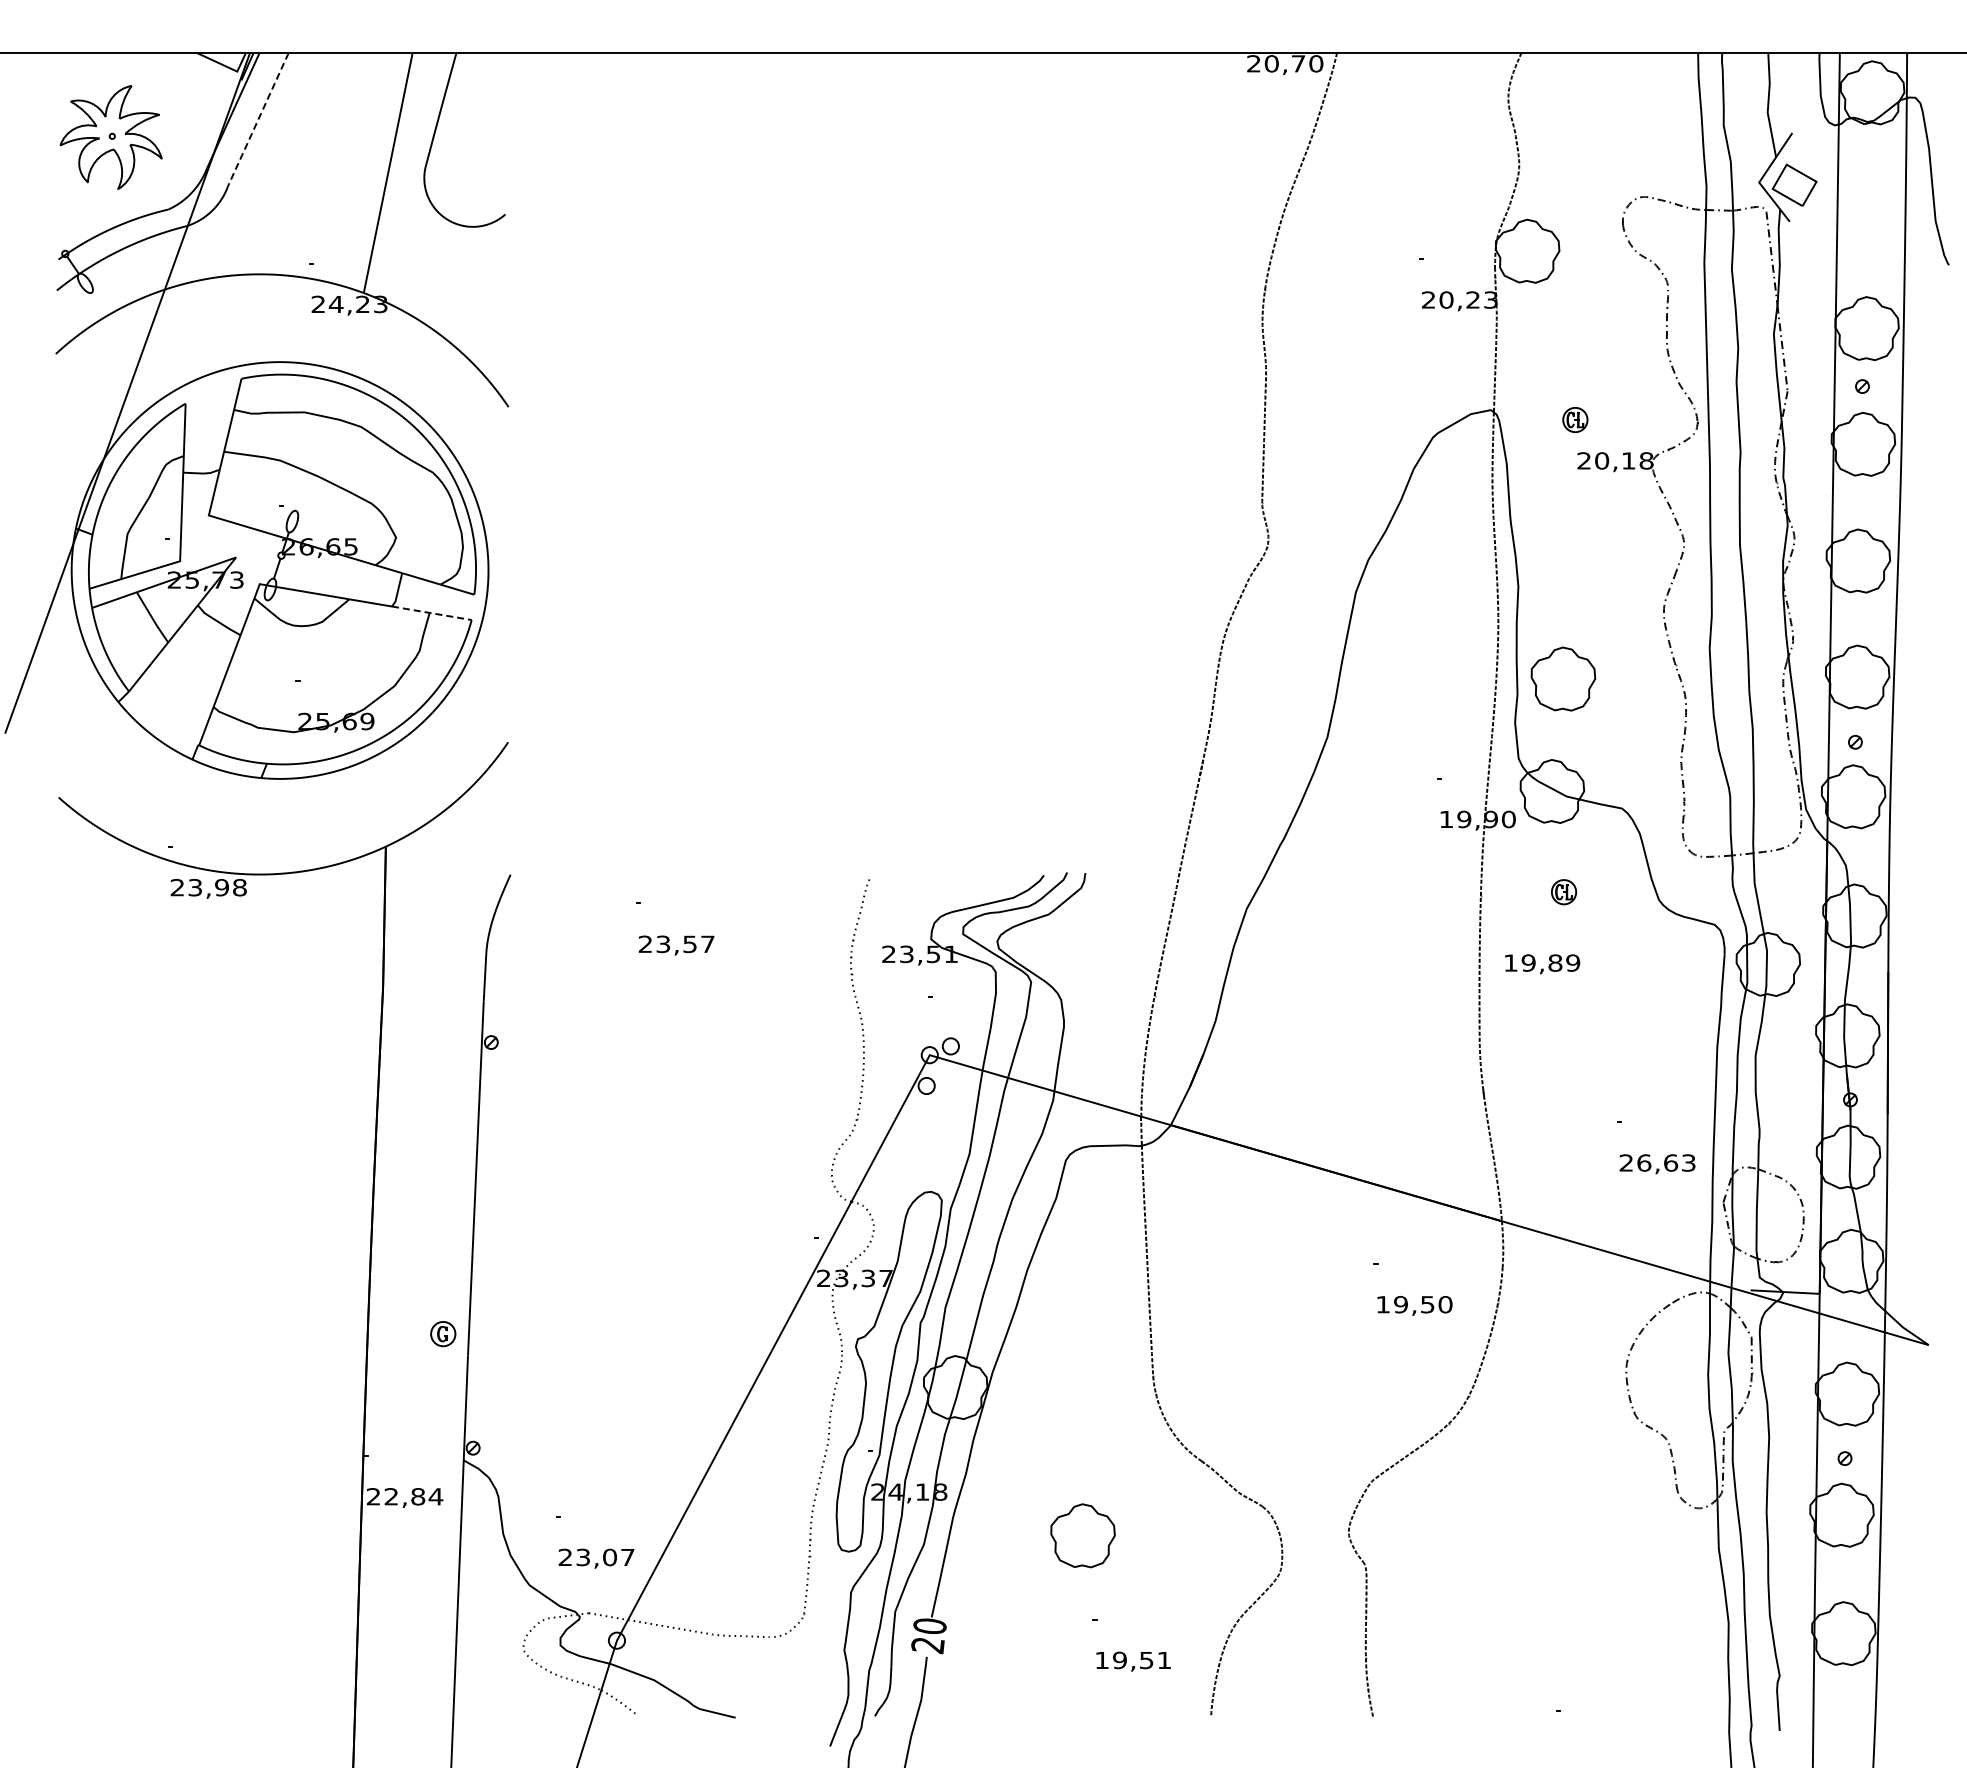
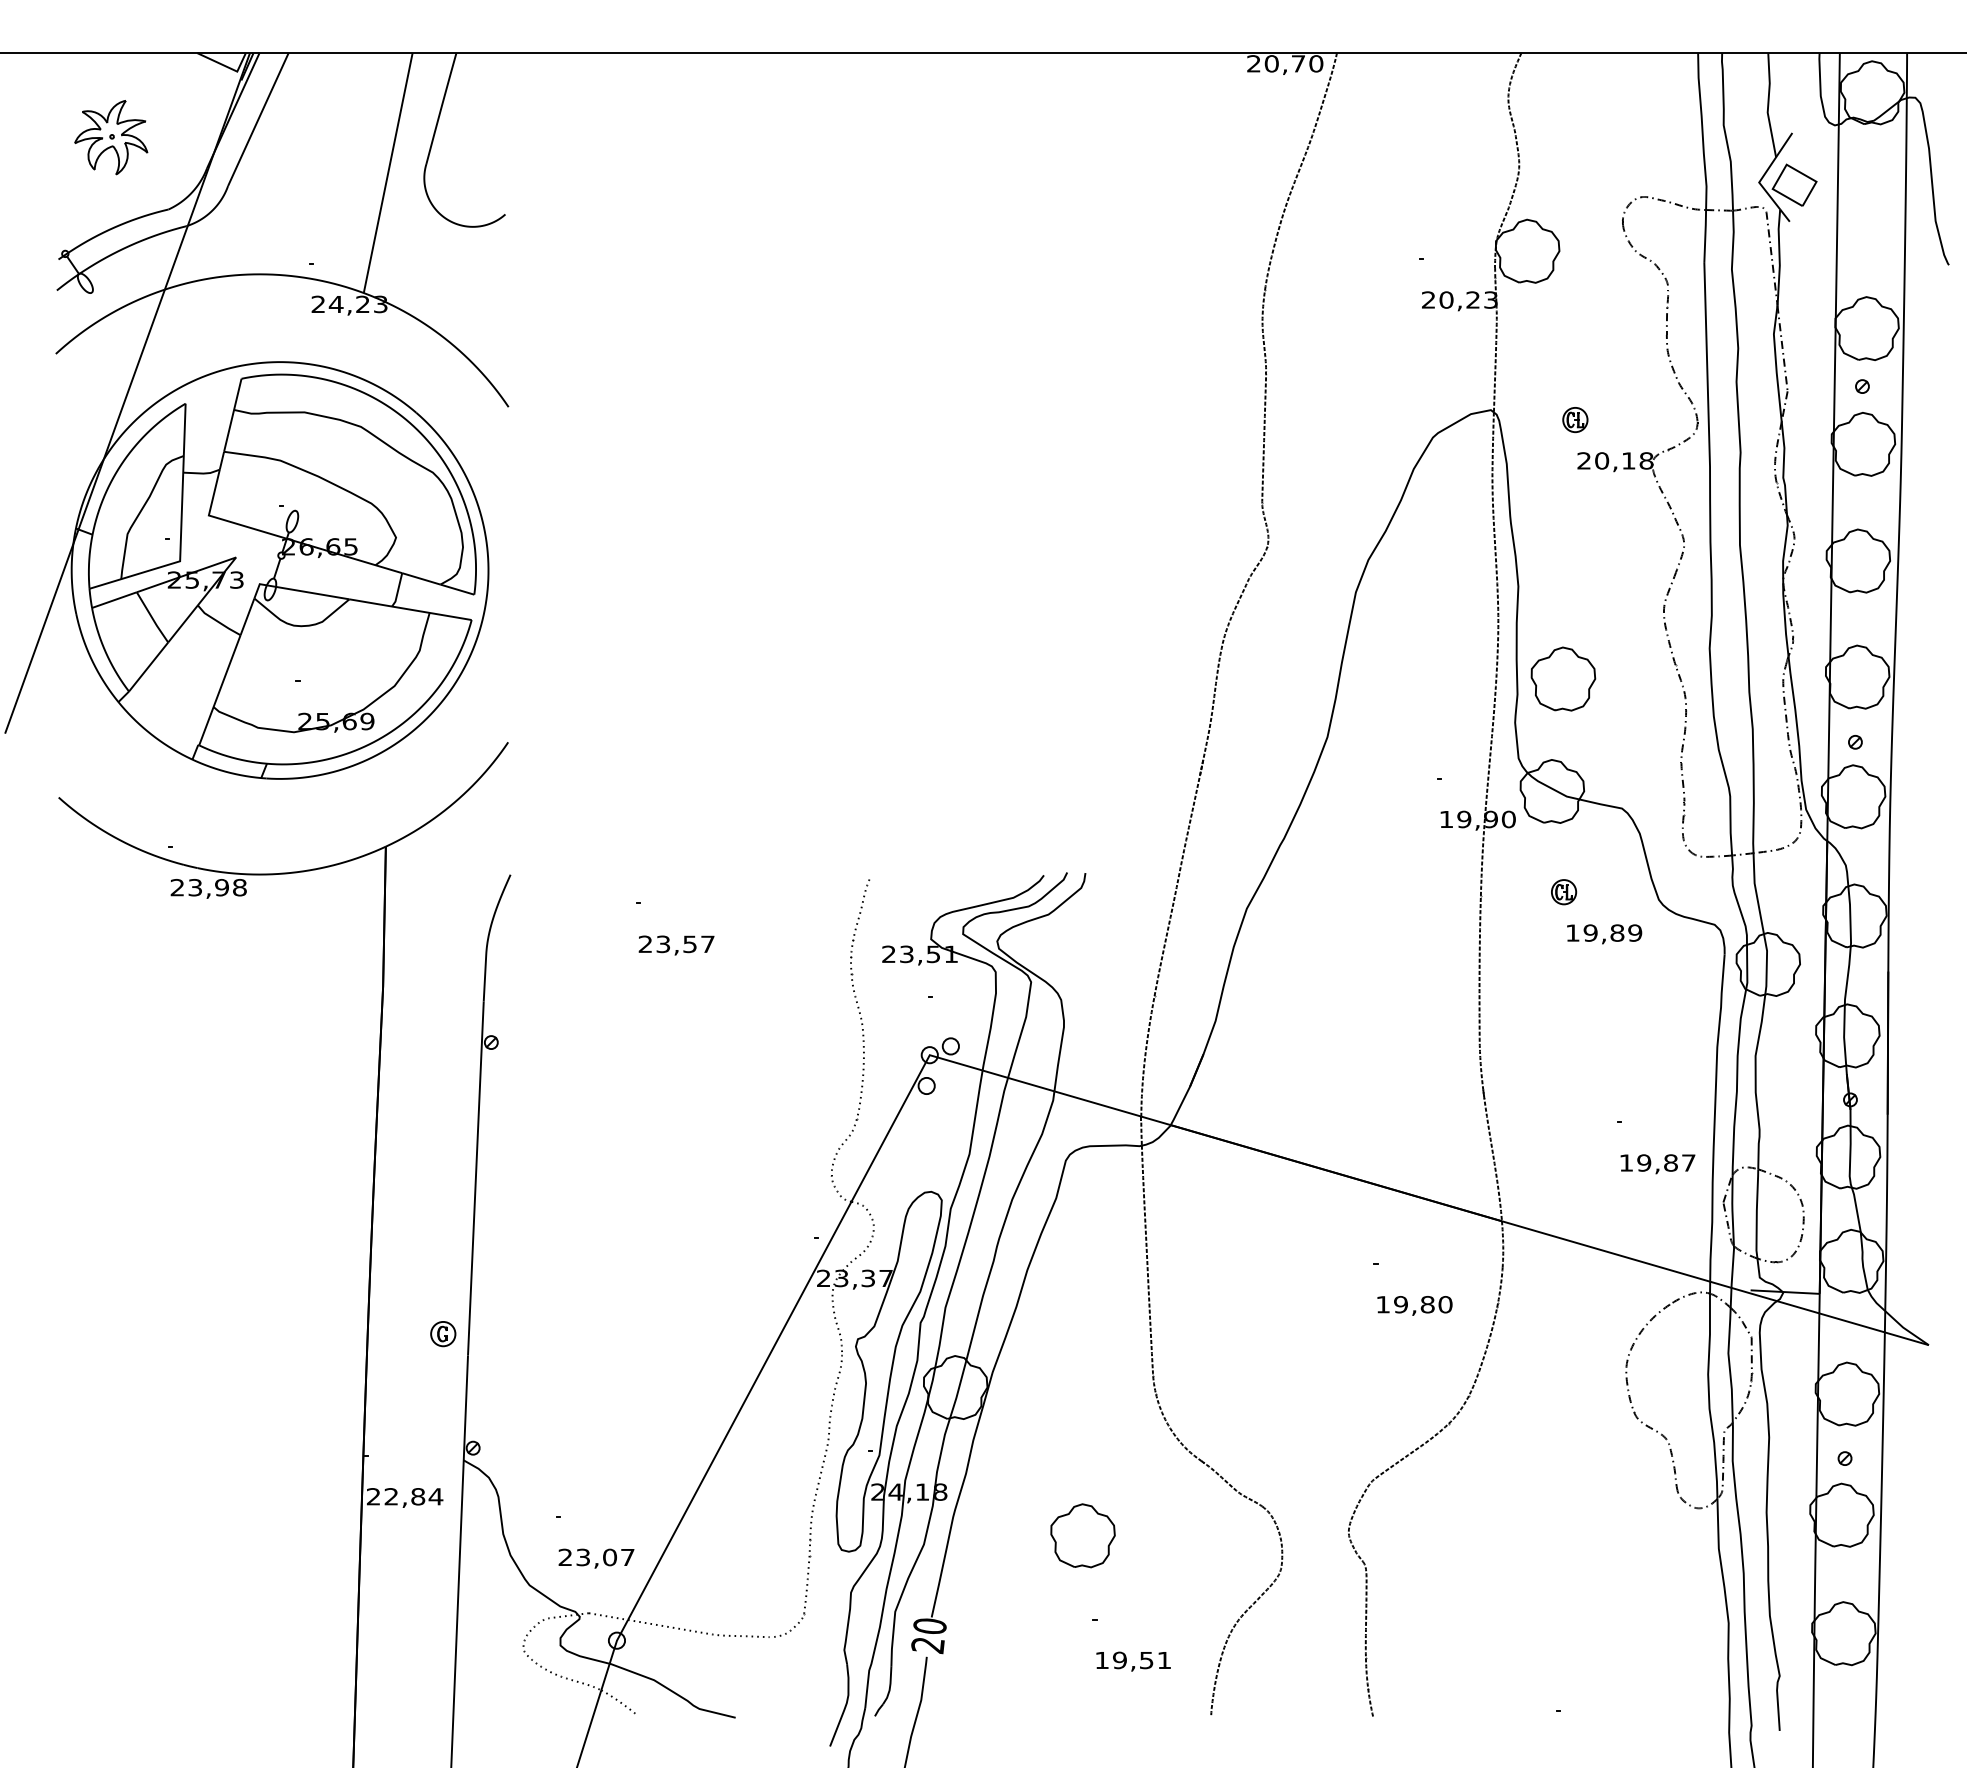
line: dashed -> solid (258, 120)
part size: 104x105 px -> 75x76 px (111, 137)
line: dashed -> solid (432, 613)
text position: (1542, 964) -> (1604, 934) (1604, 934)
text: 26,63 -> 19,87 (1657, 1162)
text: 19,50 -> 19,80 (1427, 1304)
